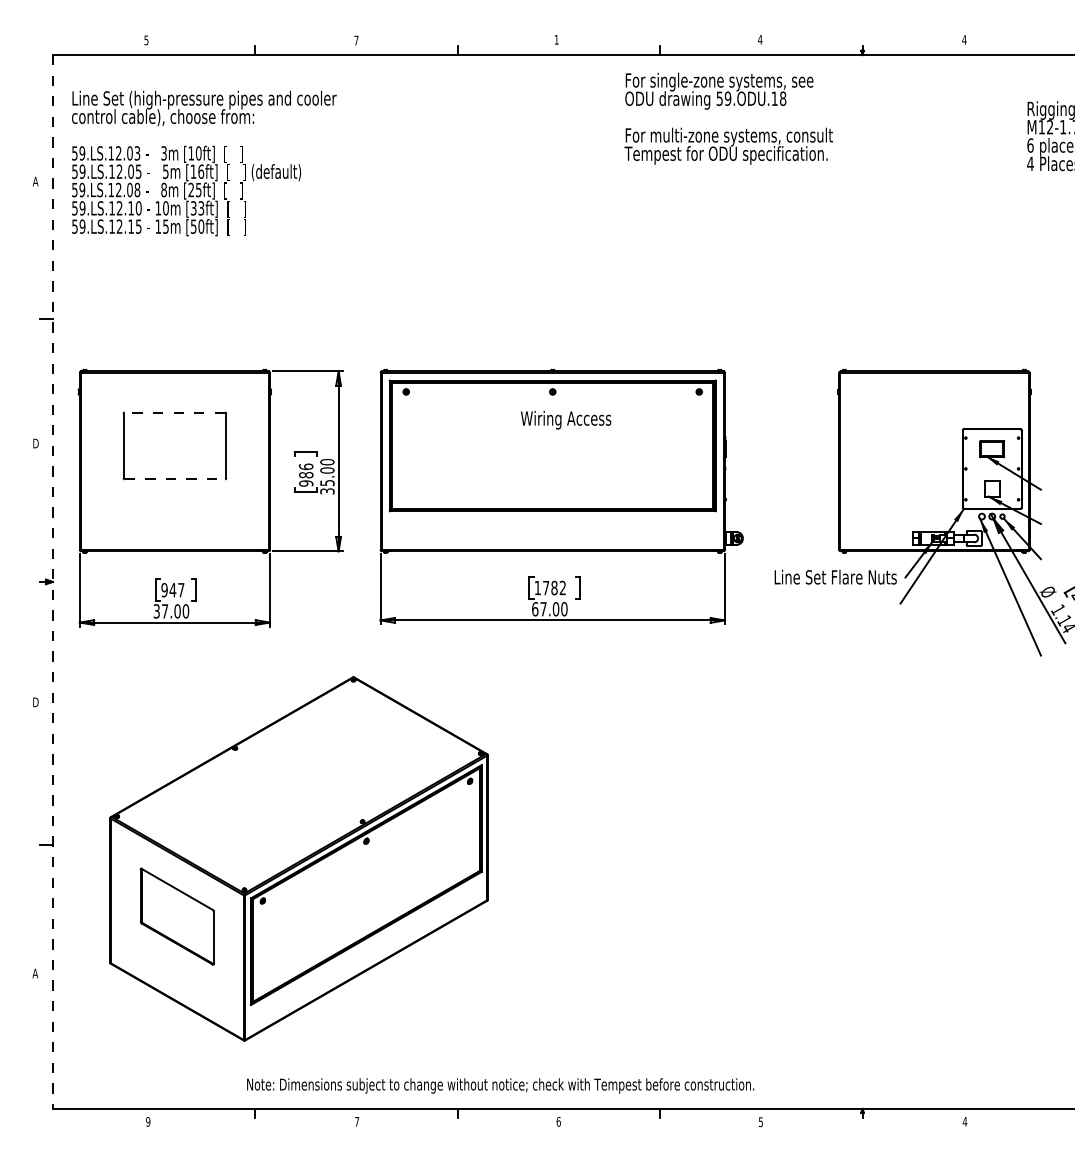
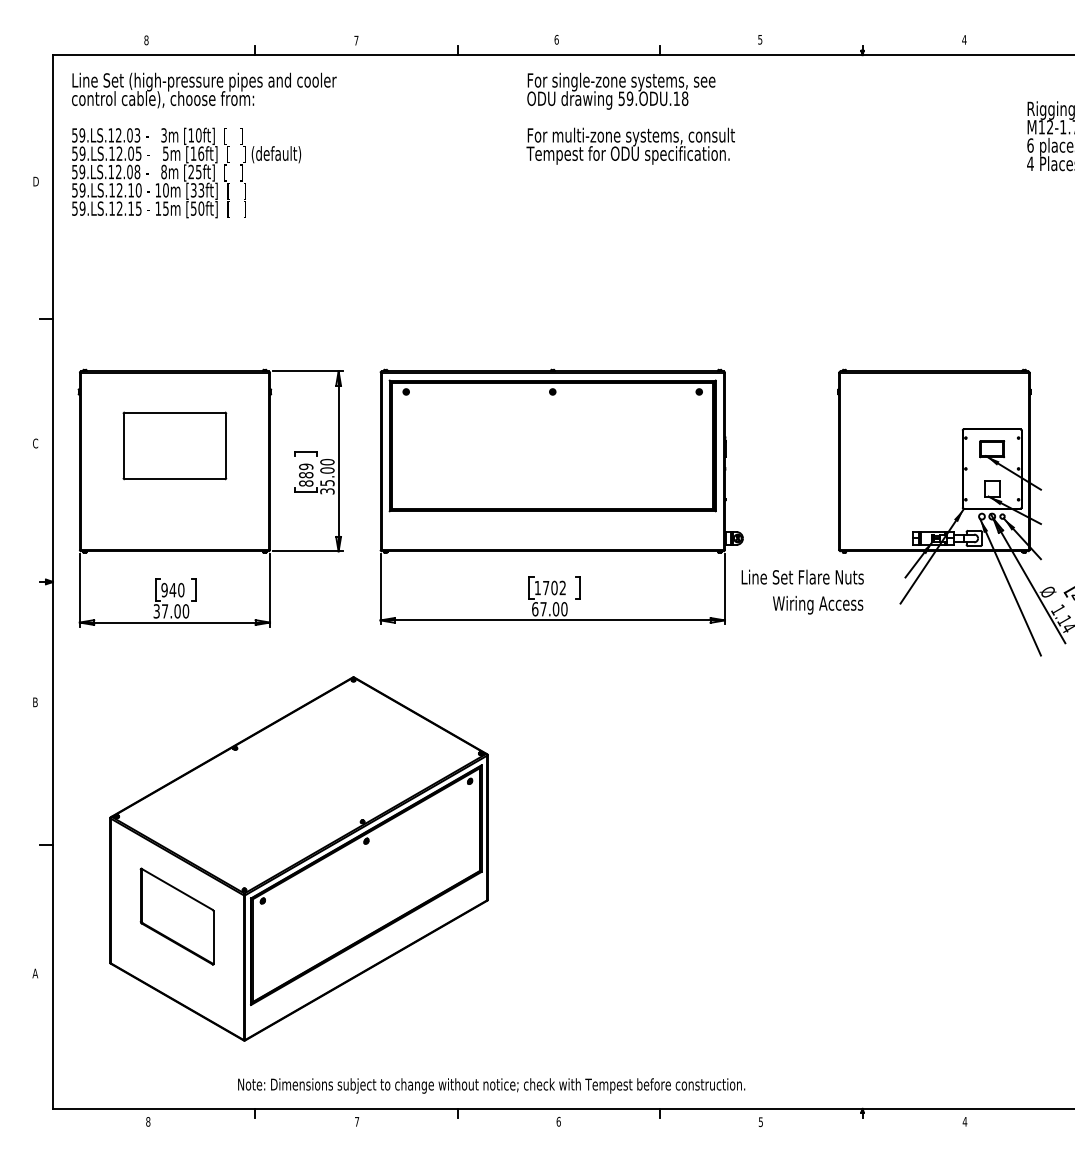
text: 1 -> 6 (556, 39)
text: 4 -> 5 (760, 39)
text: 5 -> 8 (146, 40)
text position: (728, 118) -> (630, 118) (630, 118)
text position: (204, 163) -> (204, 145) (204, 145)
text: A -> D (35, 181)
line: dashed -> solid (174, 412)
text position: (566, 420) -> (818, 605) (818, 605)
text: D -> C (35, 443)
text: 986 -> 889 (306, 474)
line: dashed -> solid (175, 479)
text position: (835, 576) -> (802, 576) (802, 576)
line: dashed -> solid (52, 581)
text: 1782 -> 1702 (554, 587)
text: 947 -> 940 (181, 589)
text: D -> B (36, 702)
text position: (500, 1085) -> (491, 1085) (491, 1085)
text: 9 -> 8 (148, 1121)
